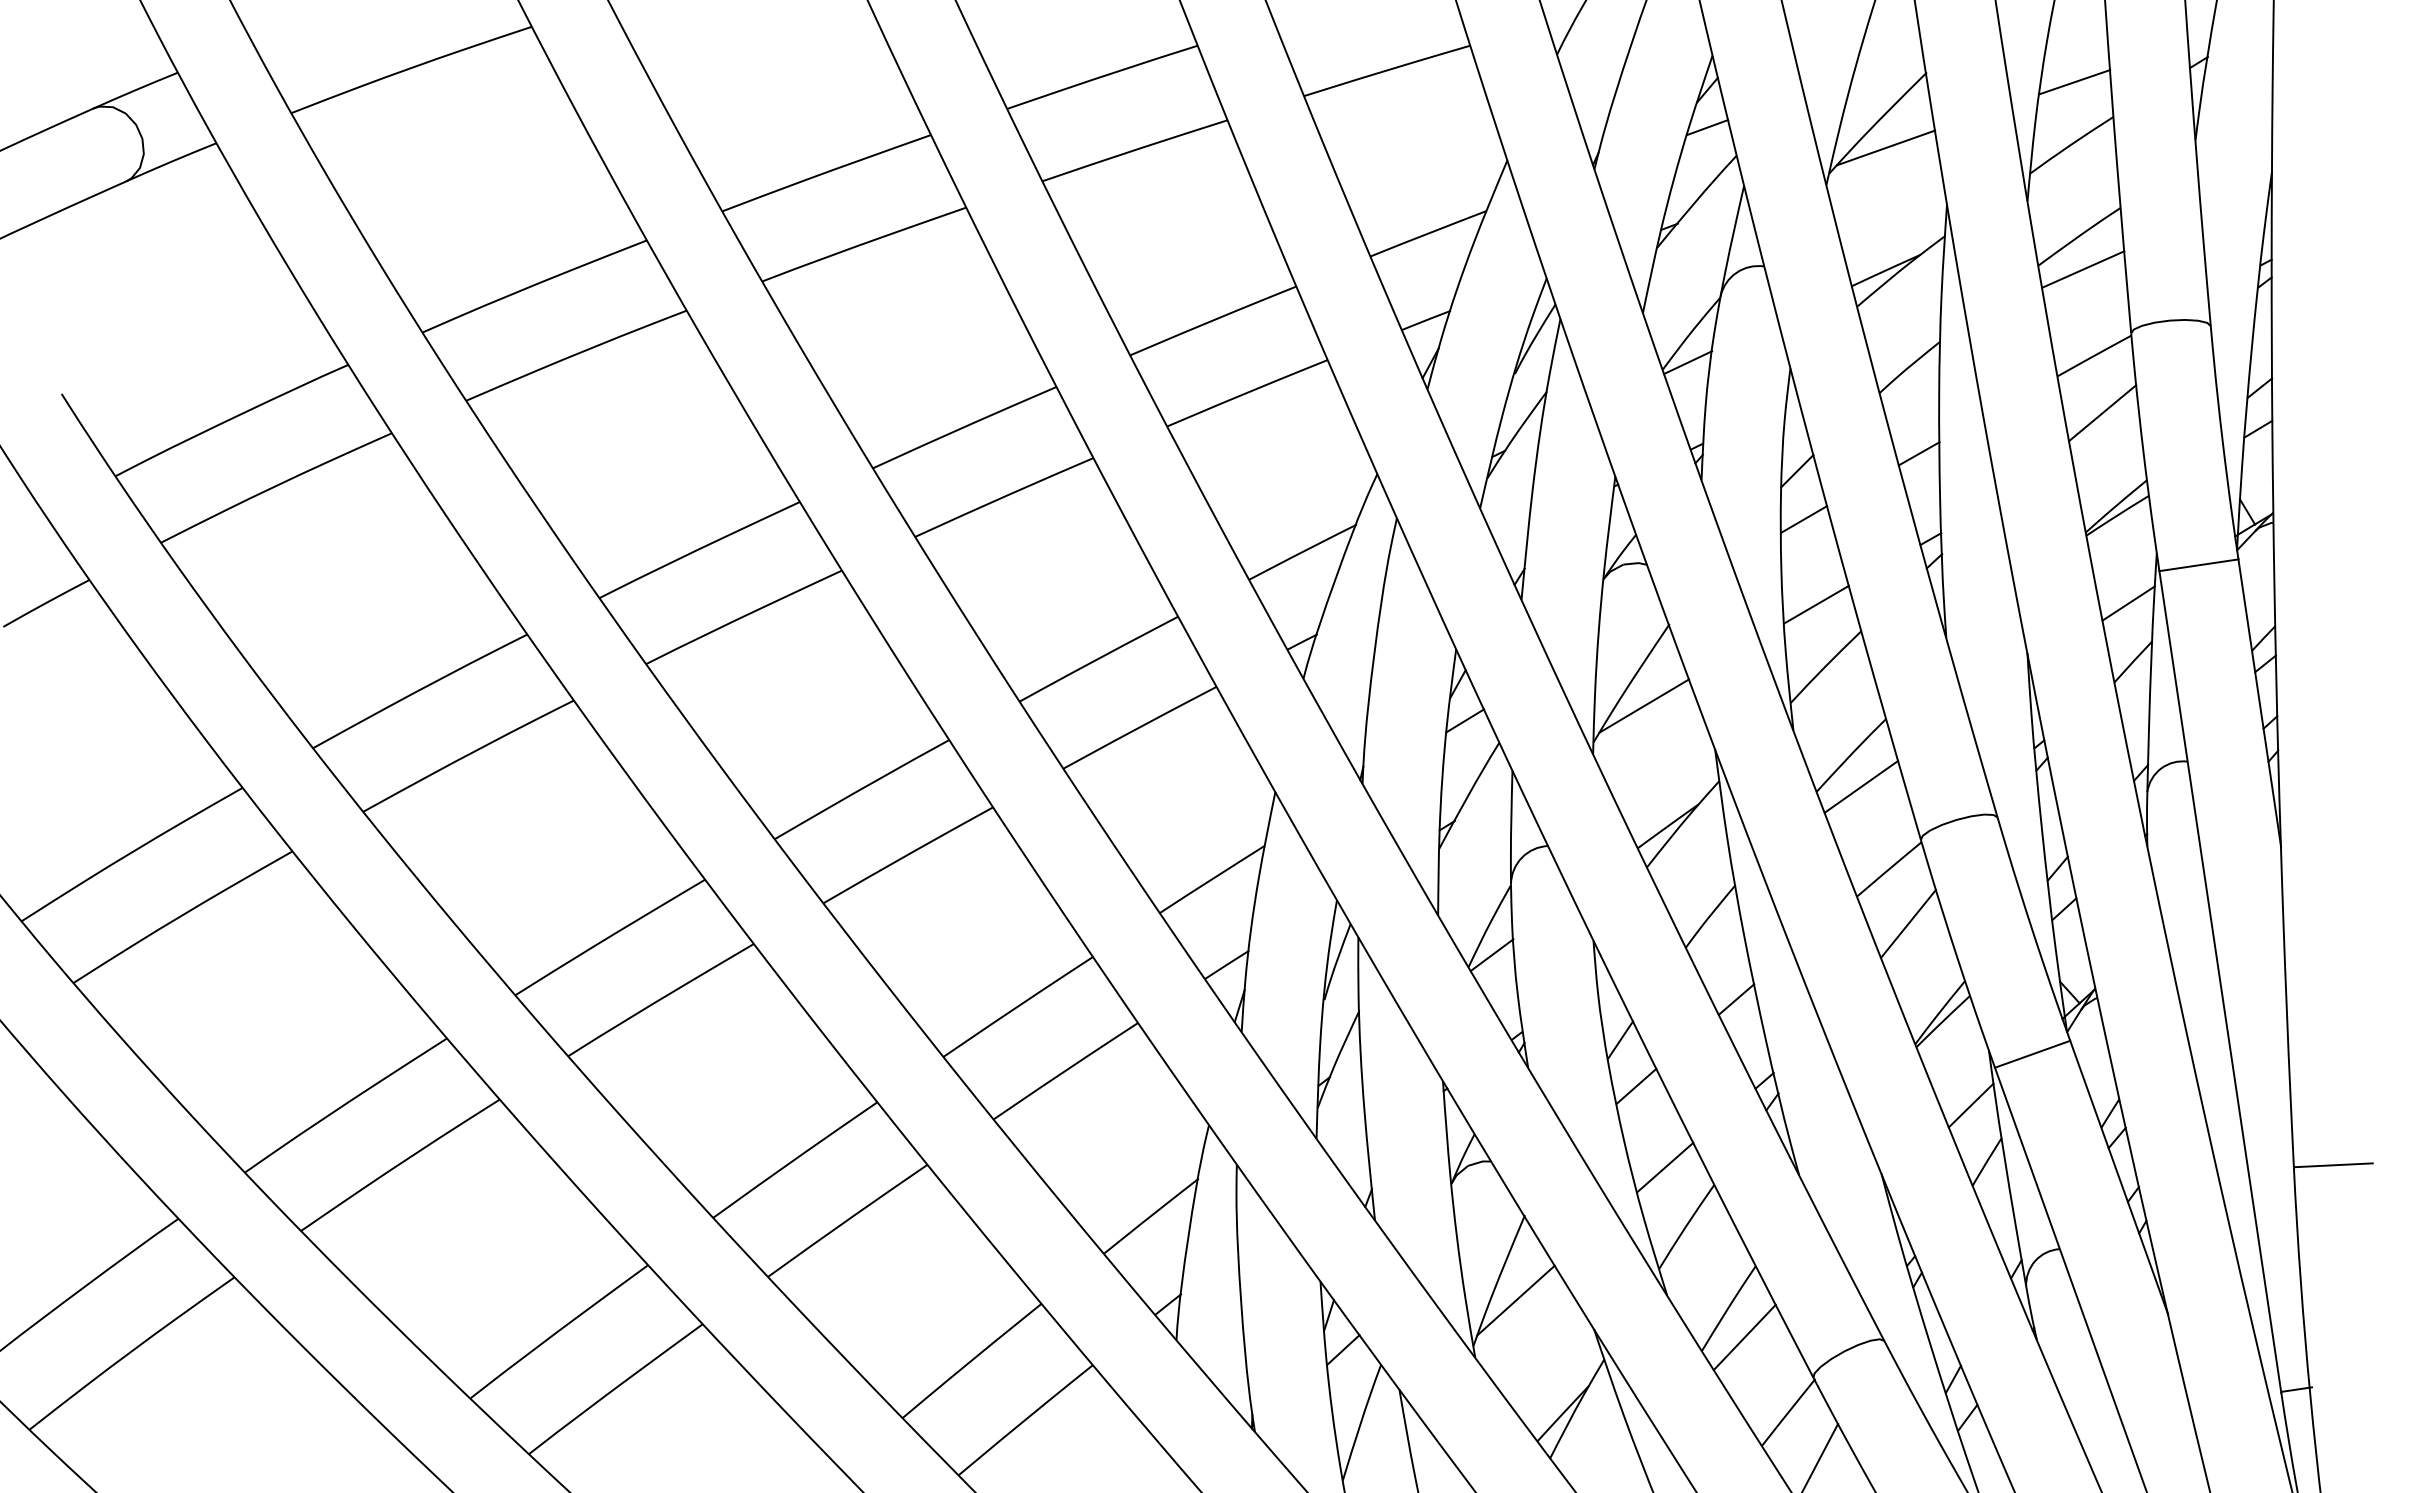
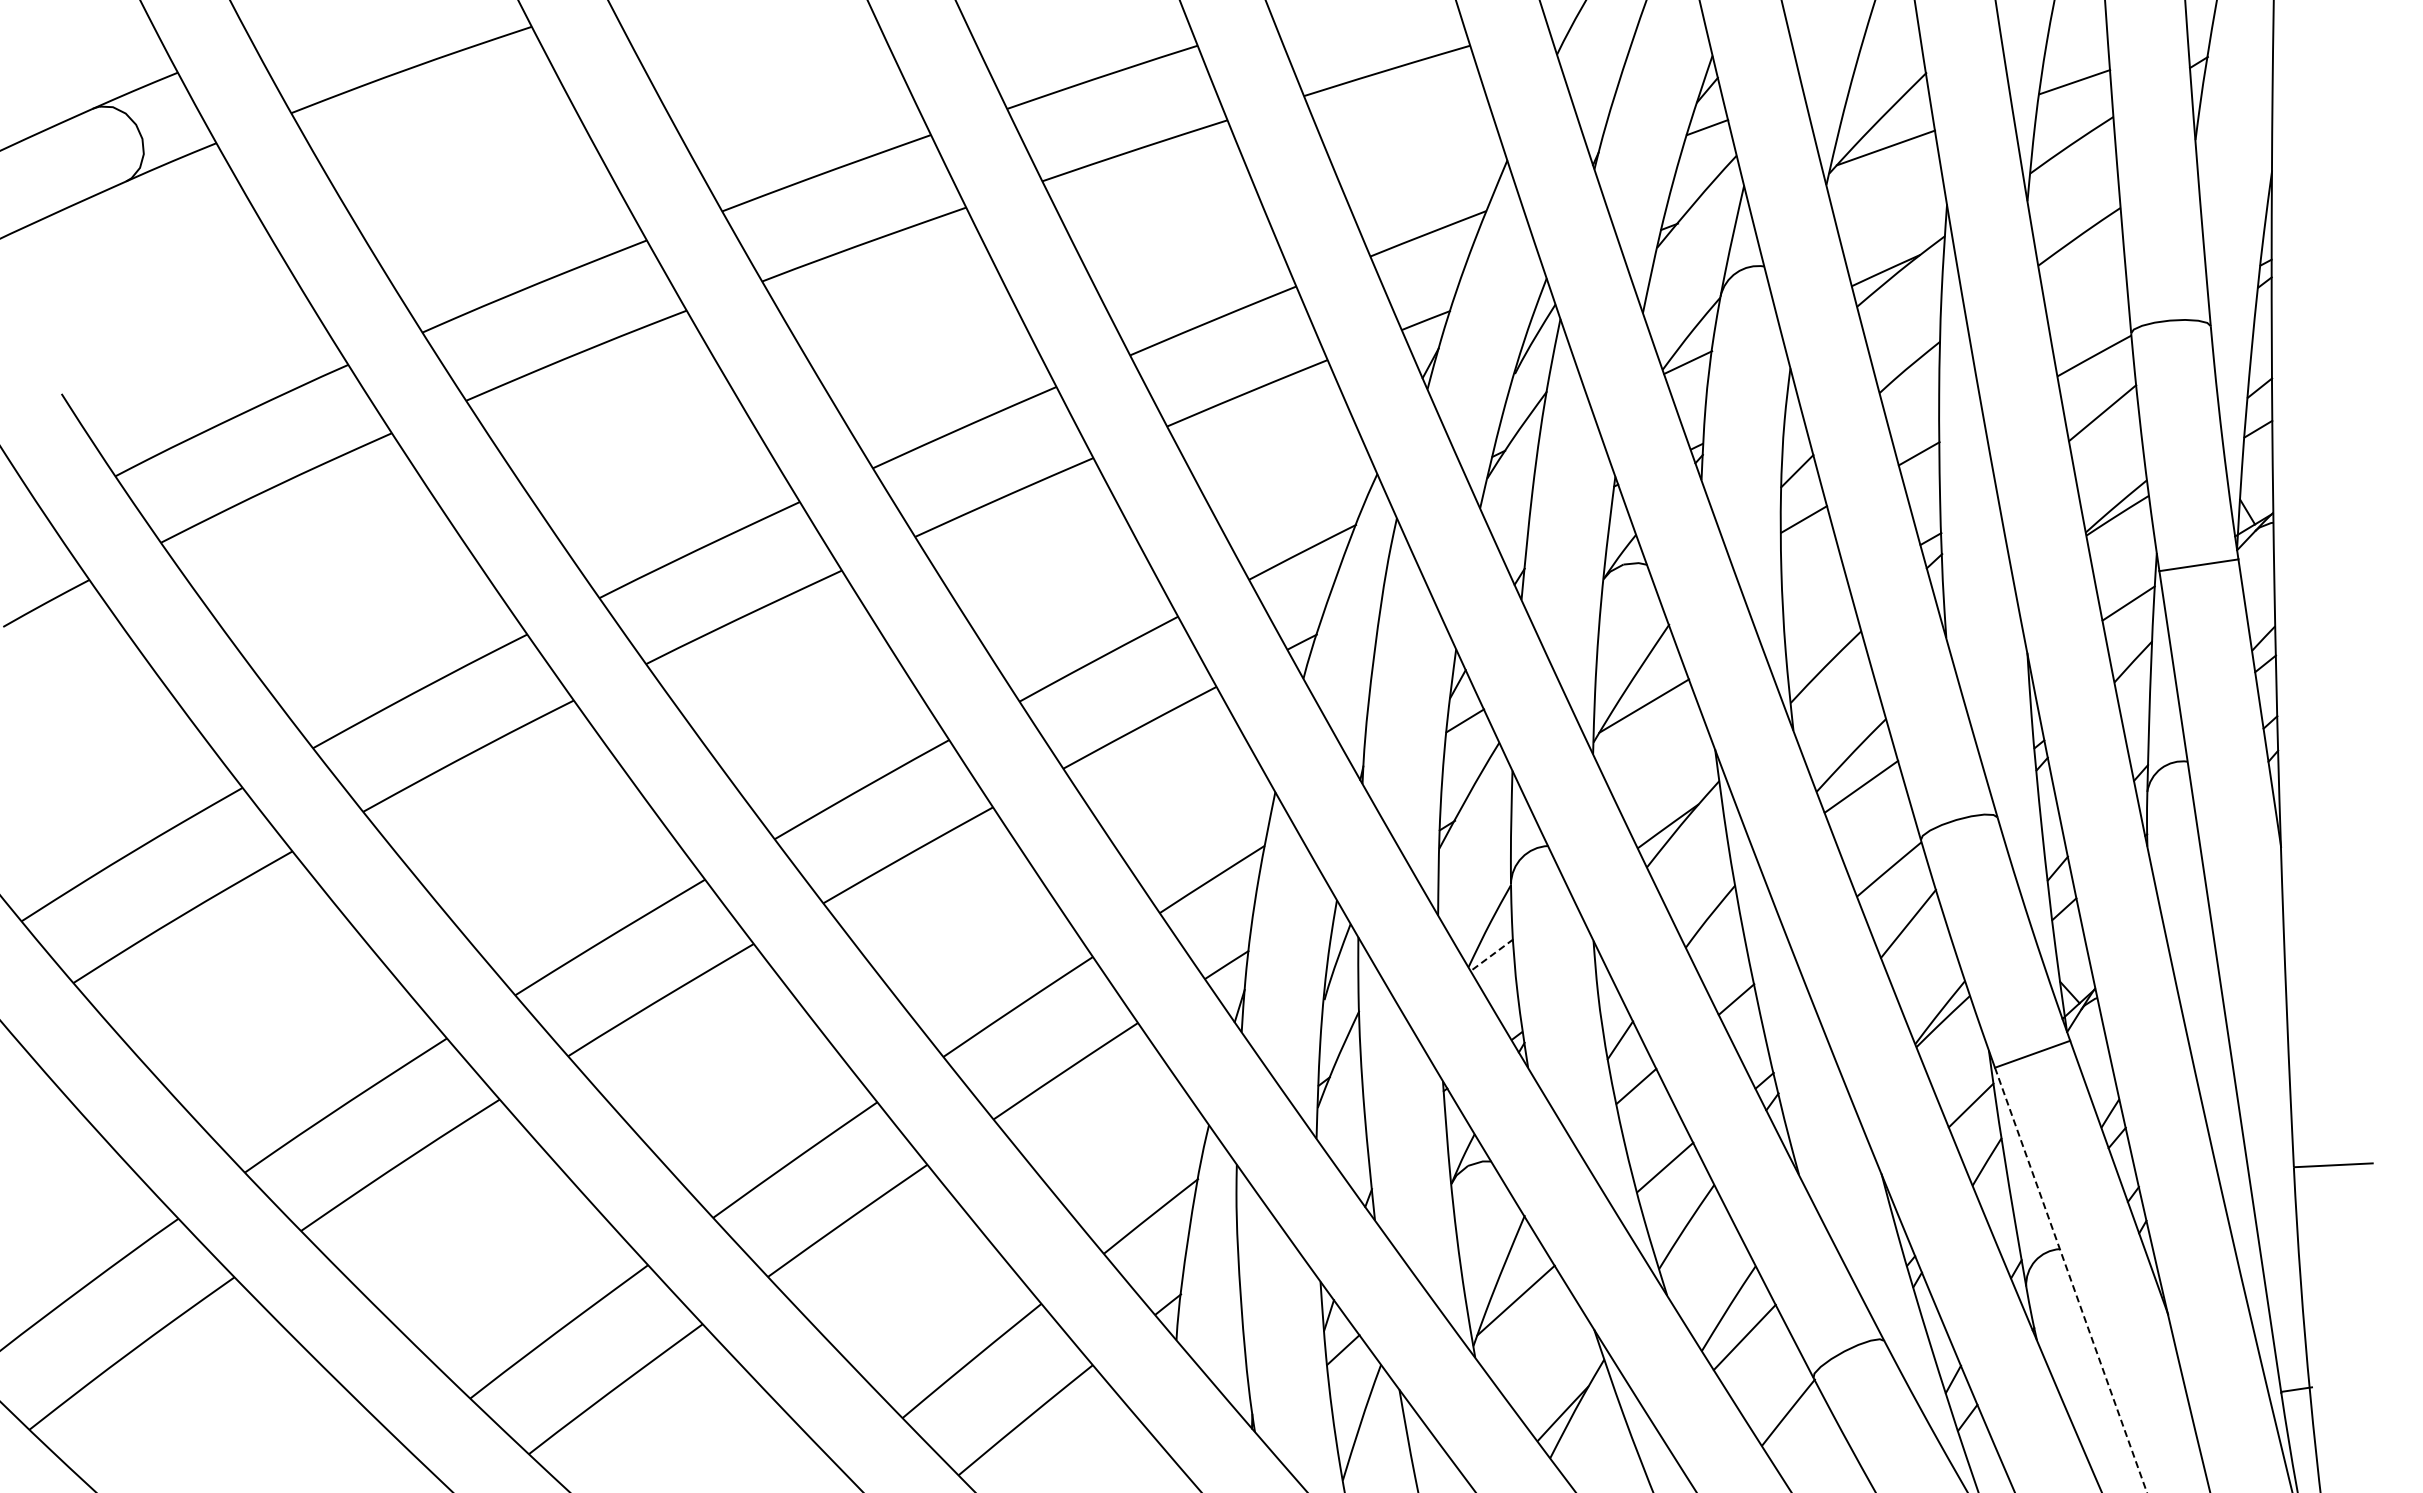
line: present -> none (2083, 269)
line: present -> none (1816, 604)
line: solid -> dashed (1492, 955)
line: solid -> dashed (2071, 1280)
line: present -> none (1820, 1456)
